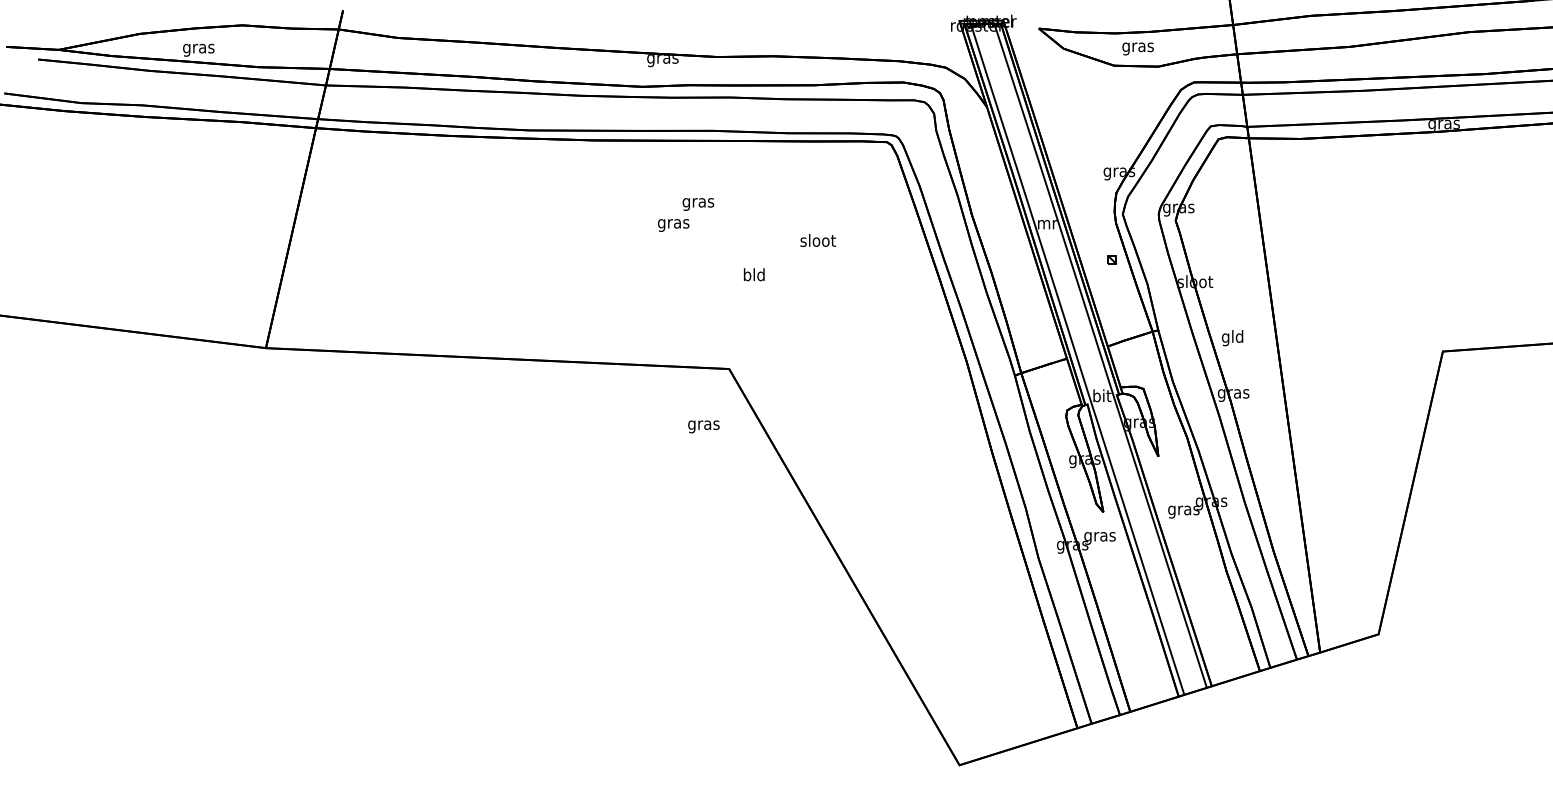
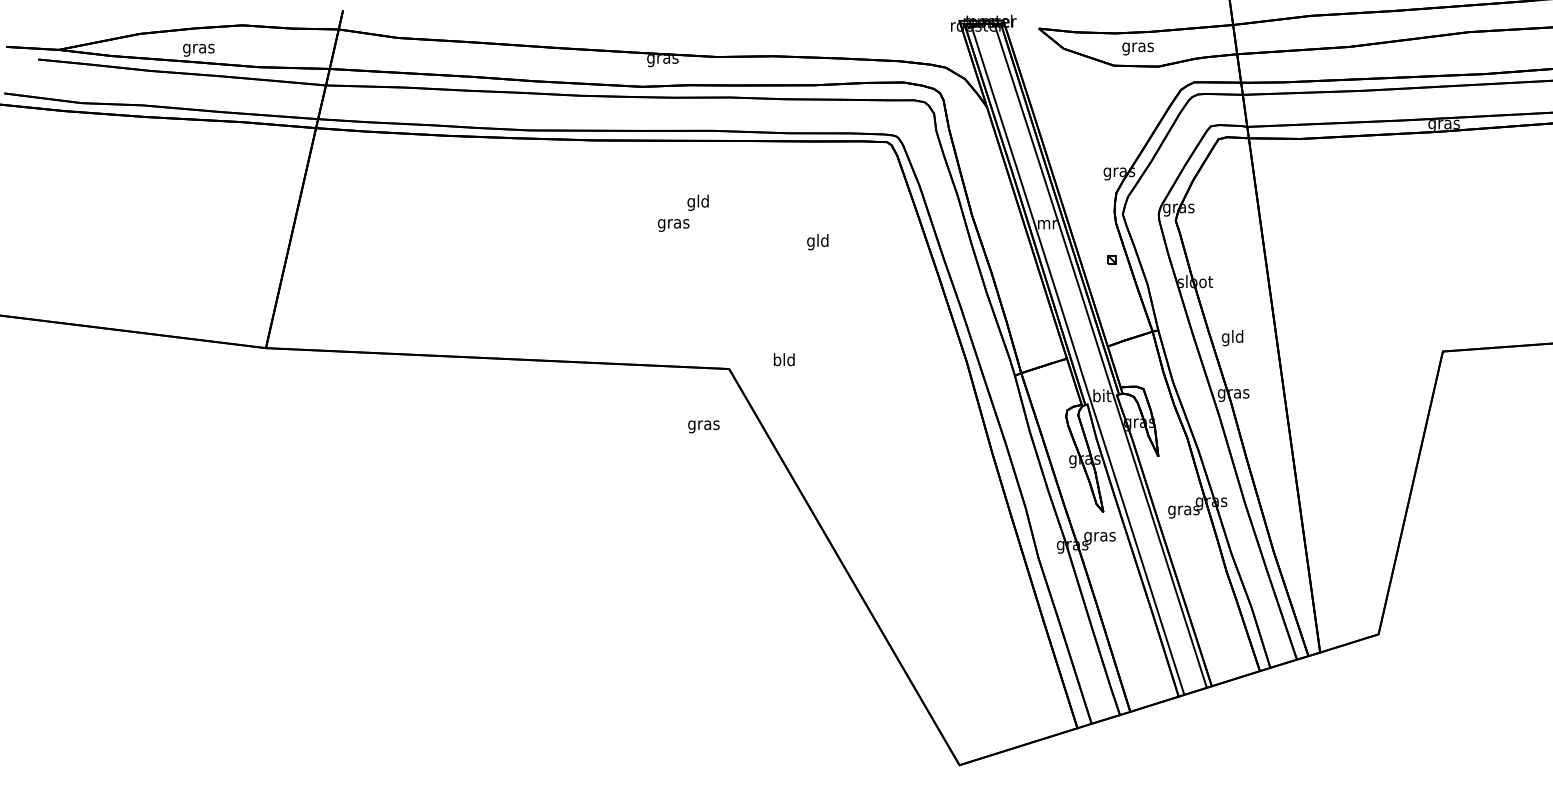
text: gras -> gld (698, 202)
text: sloot -> gld (817, 242)
text position: (753, 274) -> (783, 359) (783, 359)
